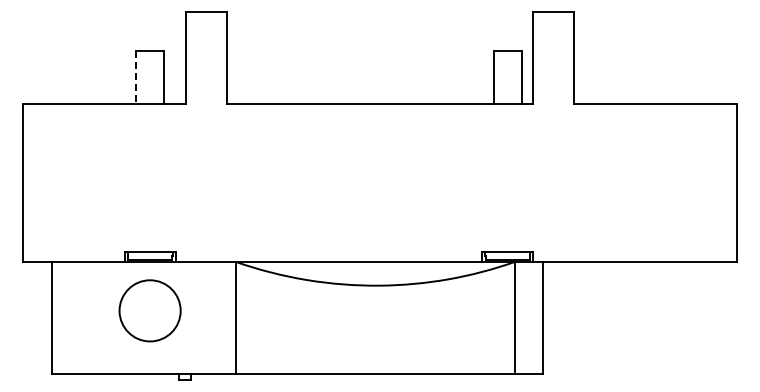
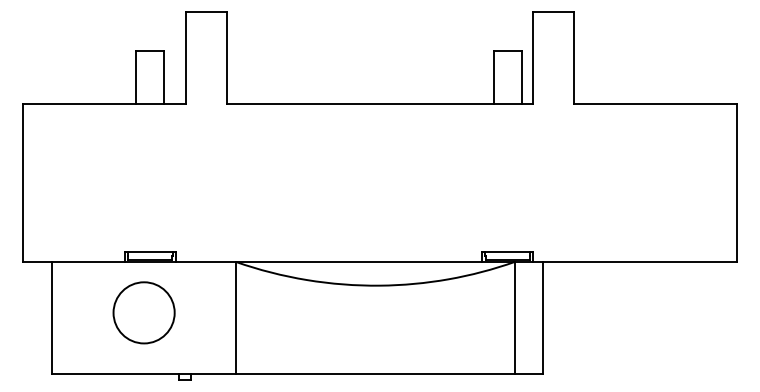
line: dashed -> solid (136, 77)
circle position: (149, 310) -> (143, 312) (143, 312)
